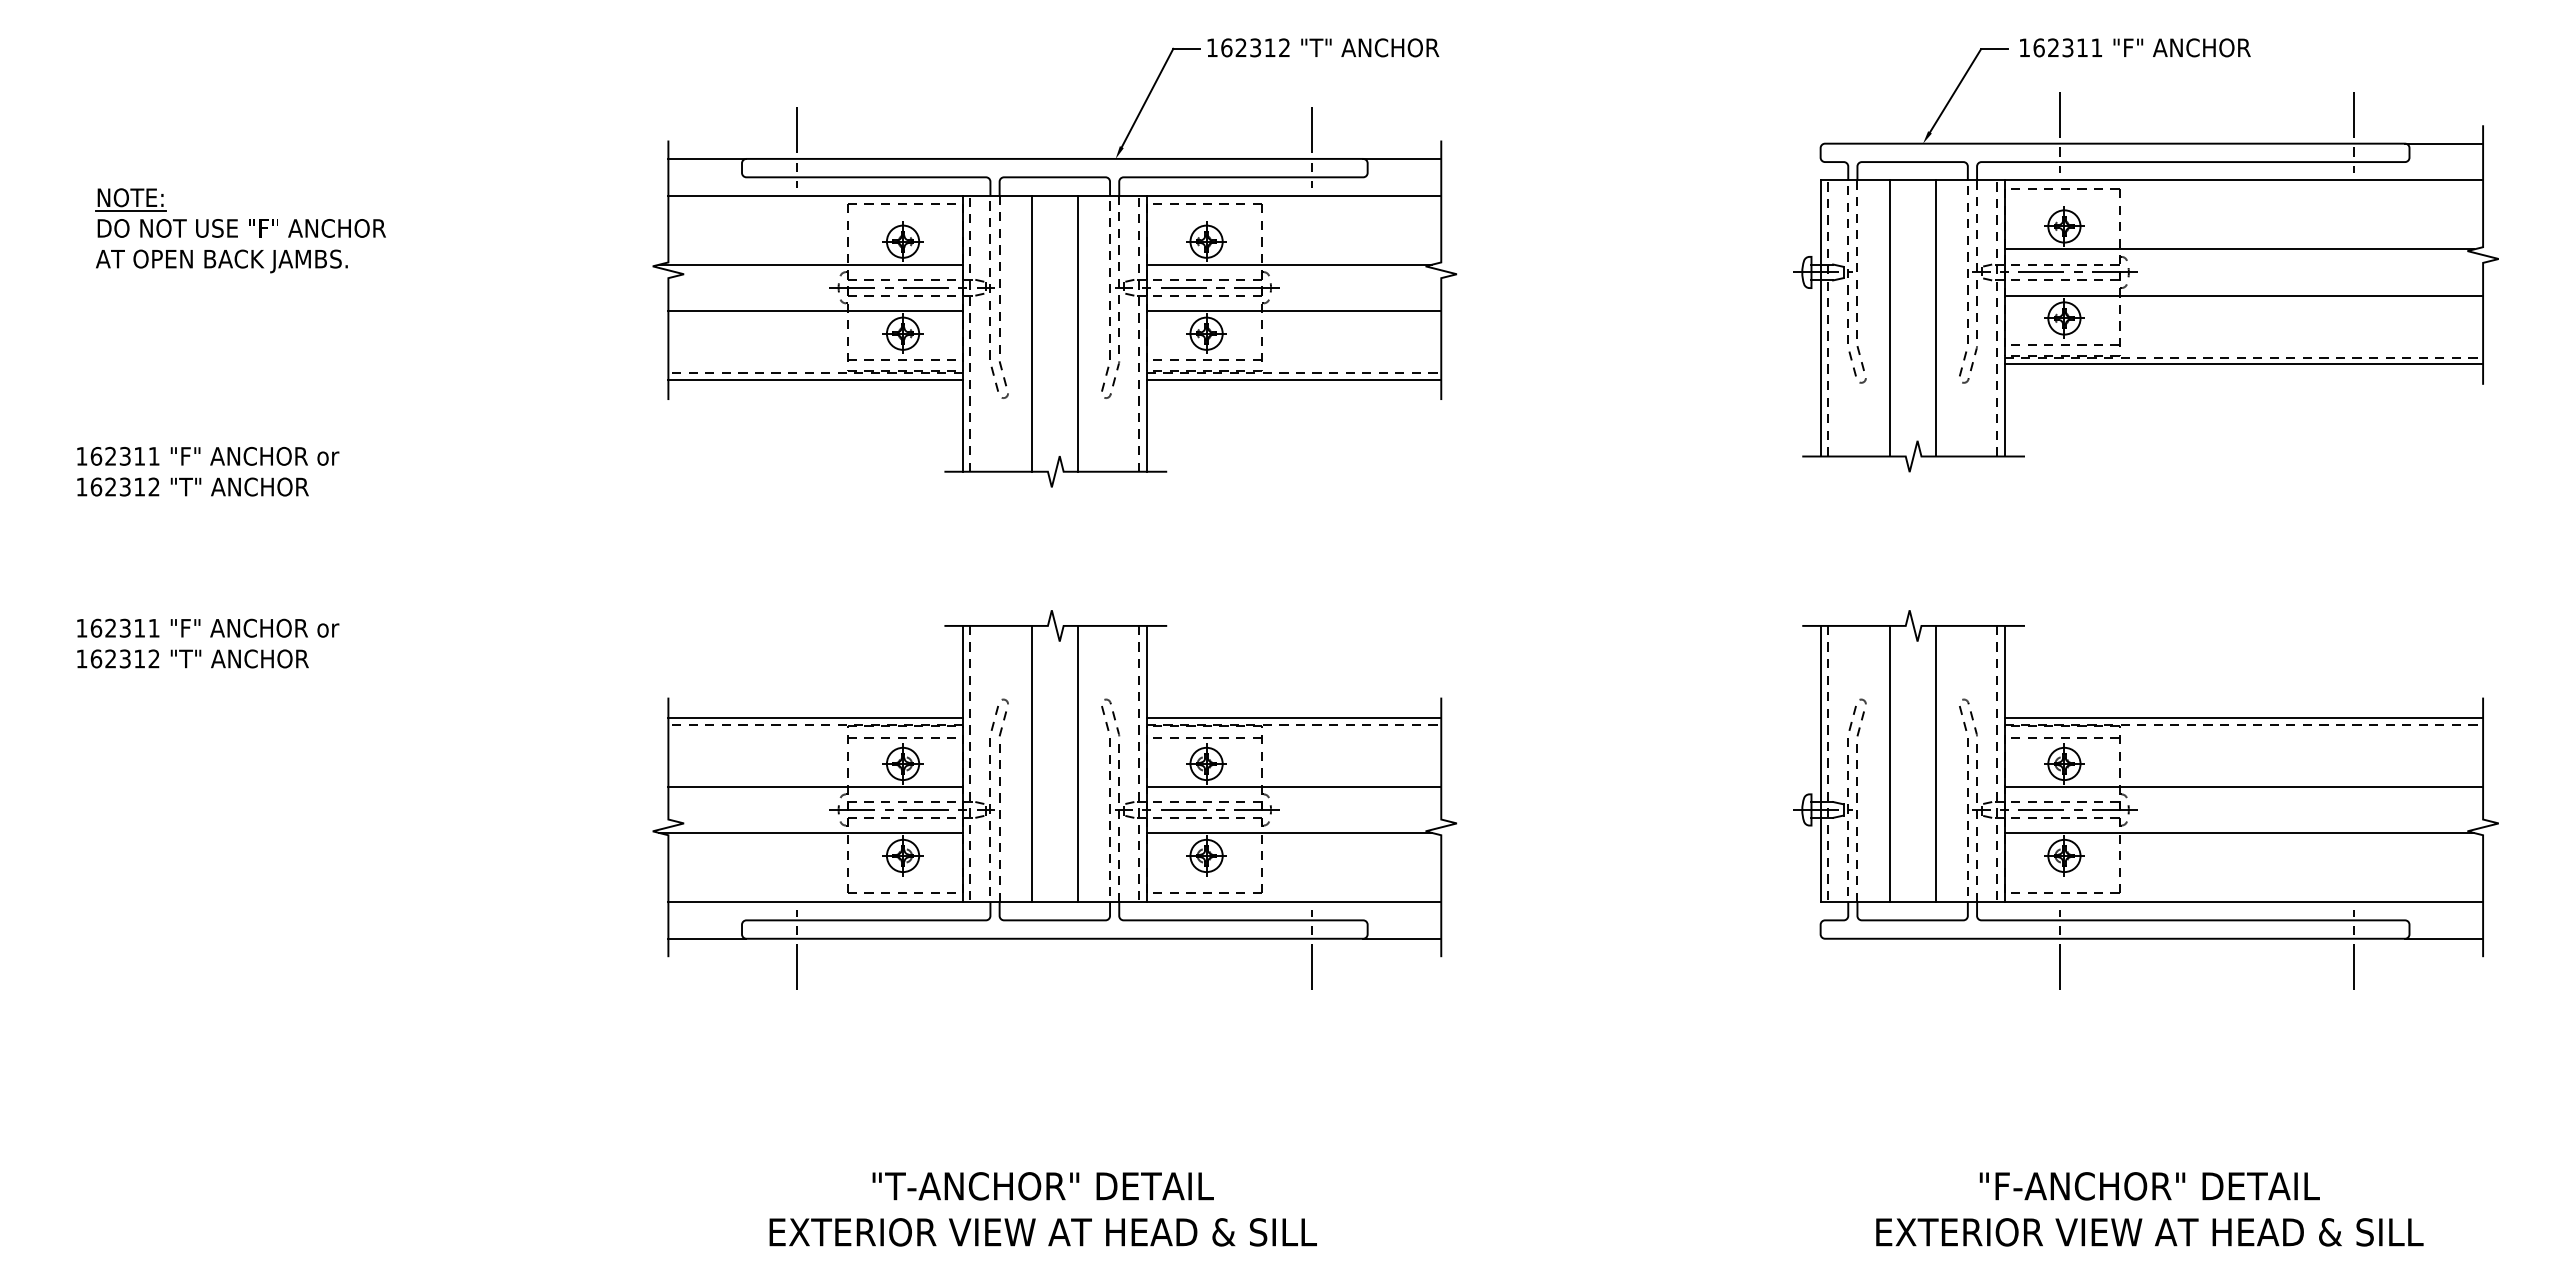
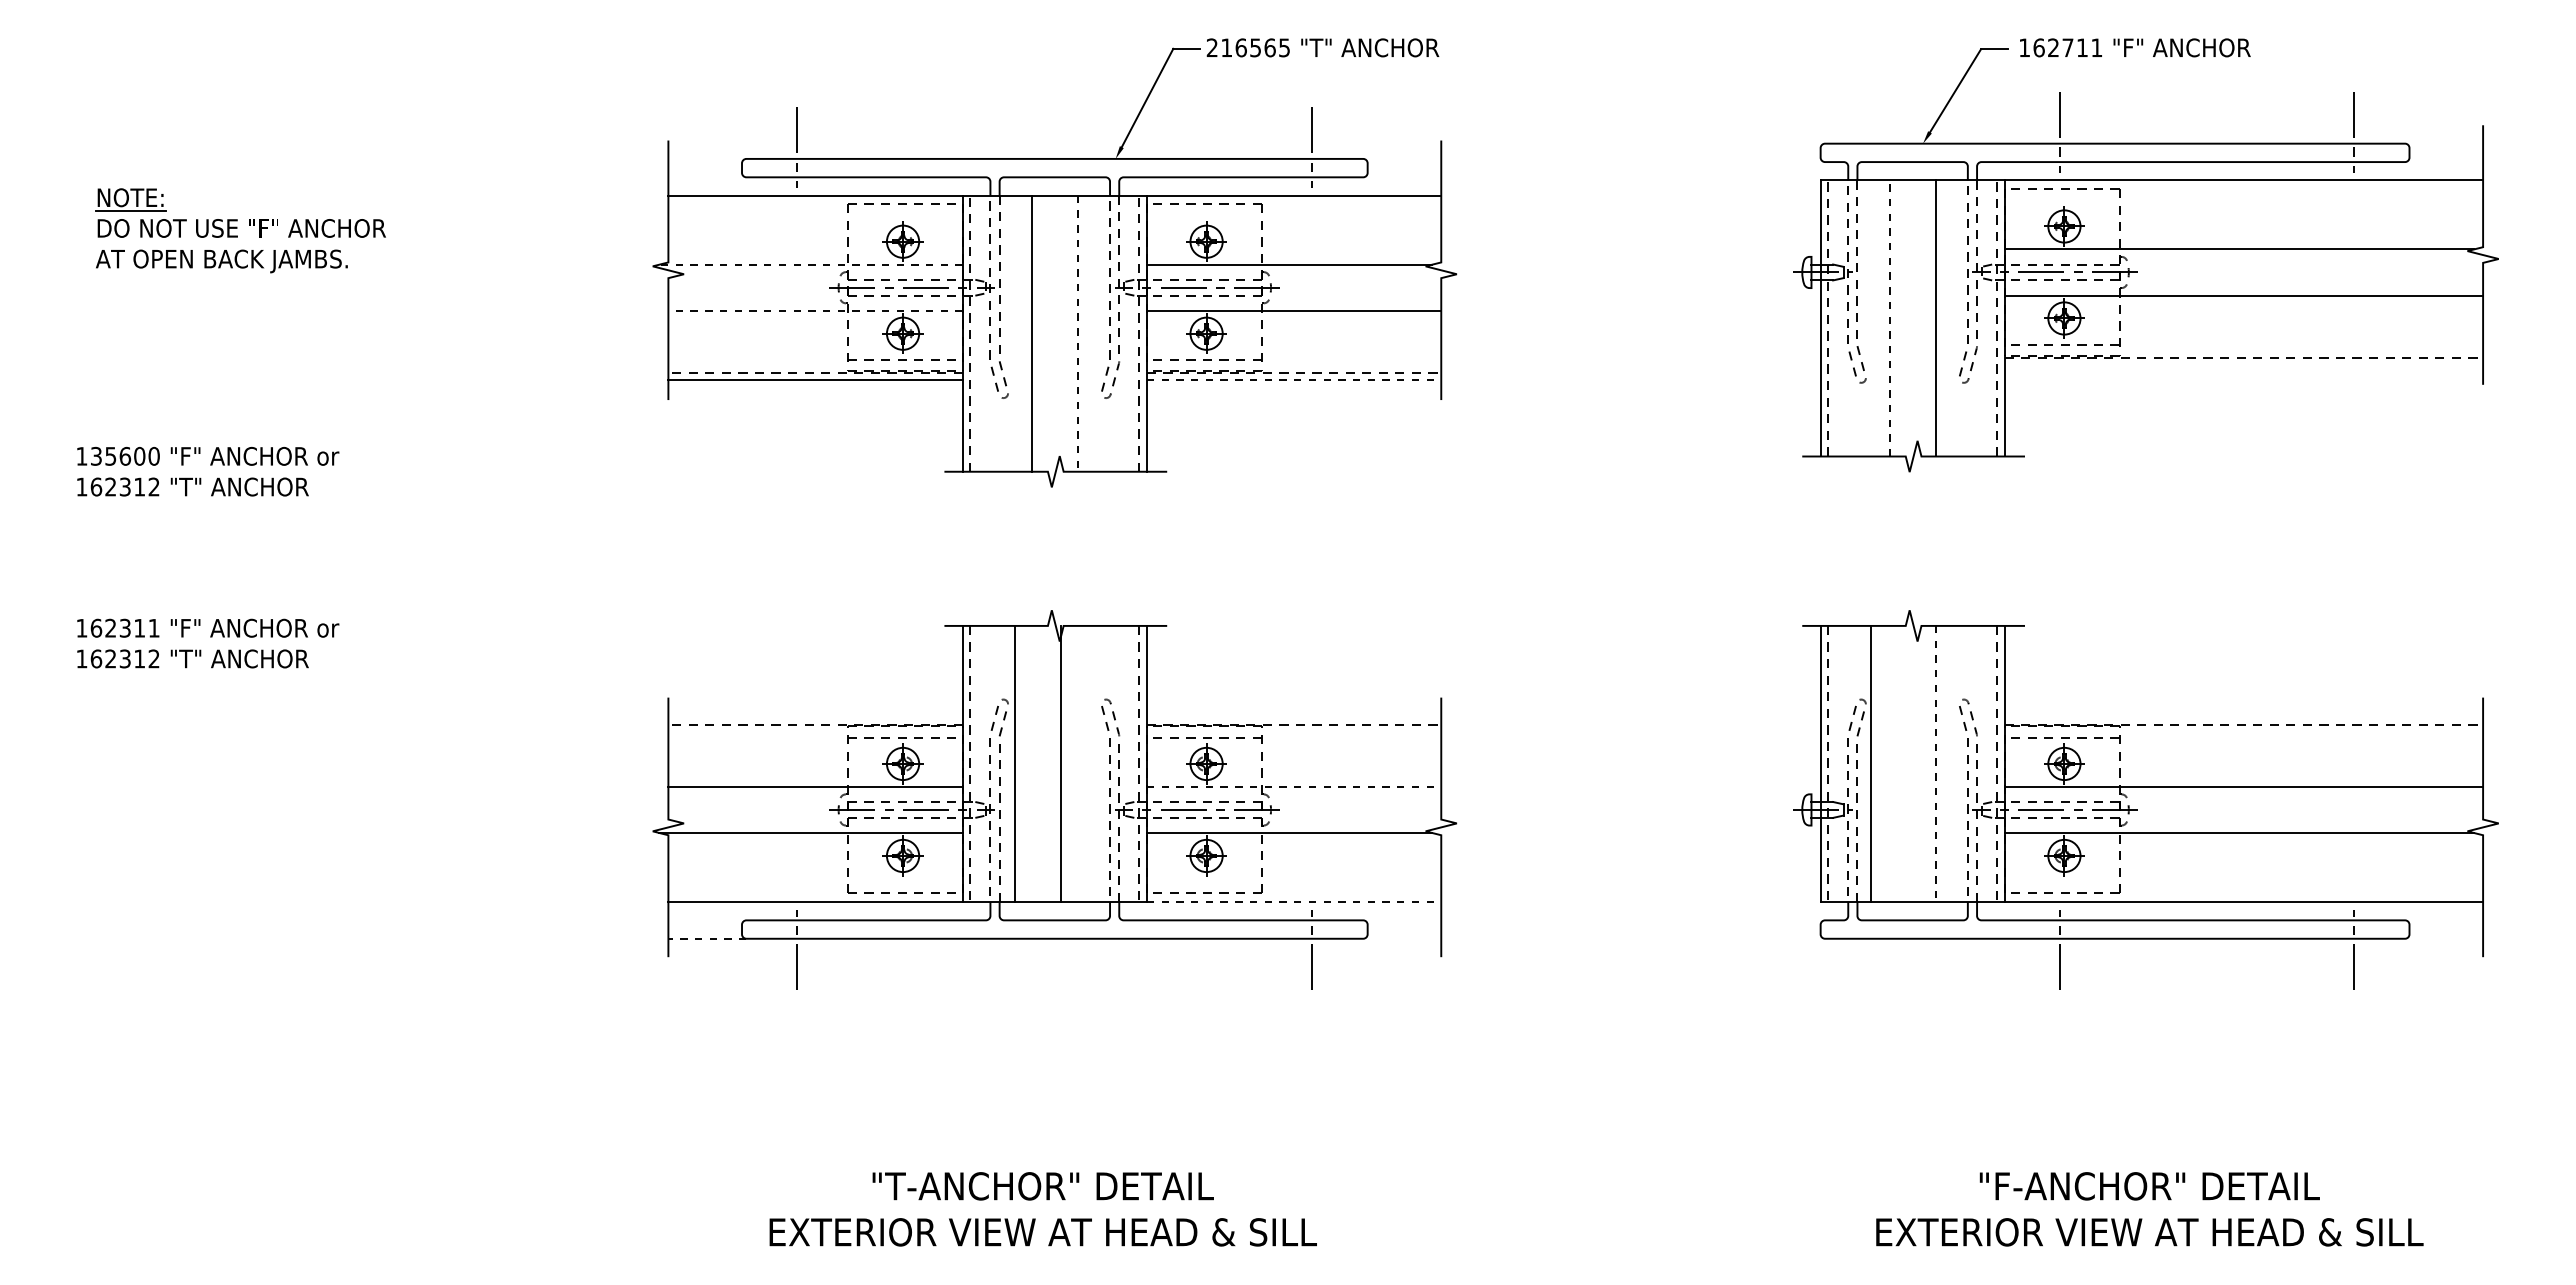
text: 162312 -> 216565 (1247, 47)
text: 162311 -> 162711 (2067, 47)
line: present -> none (2444, 143)
line: present -> none (707, 158)
line: present -> none (1402, 158)
line: solid -> dashed (811, 264)
line: solid -> dashed (815, 310)
line: solid -> dashed (1889, 317)
line: solid -> dashed (1077, 334)
line: present -> none (2243, 364)
line: solid -> dashed (1294, 379)
text: 162311 -> 135600 (124, 455)
line: present -> none (815, 717)
line: present -> none (1293, 717)
line: present -> none (2243, 717)
line position: (1031, 763) -> (1014, 763) (1014, 763)
line position: (1077, 763) -> (1060, 763) (1060, 763)
line position: (1889, 763) -> (1870, 763) (1870, 763)
line: solid -> dashed (1935, 764)
line: solid -> dashed (1294, 786)
line: solid -> dashed (1294, 901)
line: solid -> dashed (706, 938)
line: present -> none (1402, 938)
line: present -> none (2444, 938)
